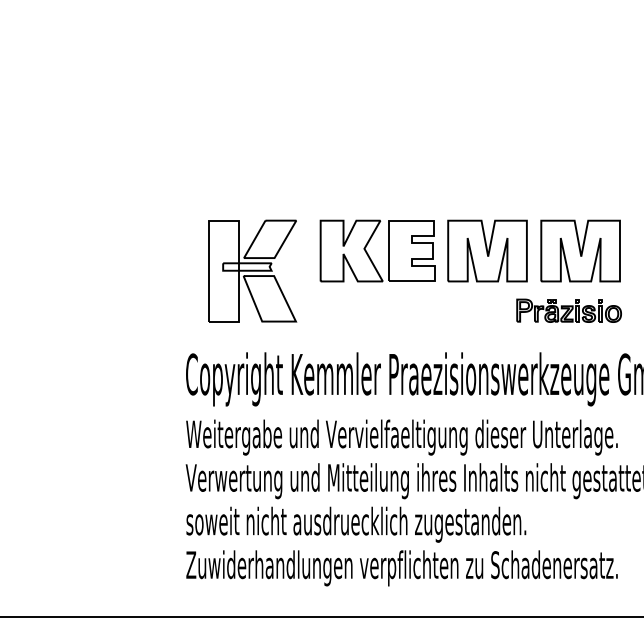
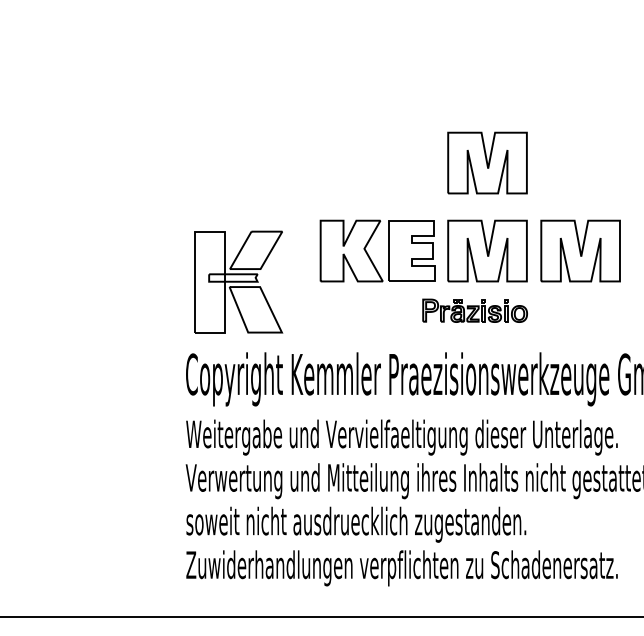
part: none -> present (487, 162)
part position: (252, 270) -> (238, 281) (238, 281)
part position: (568, 310) -> (474, 310) (474, 310)
